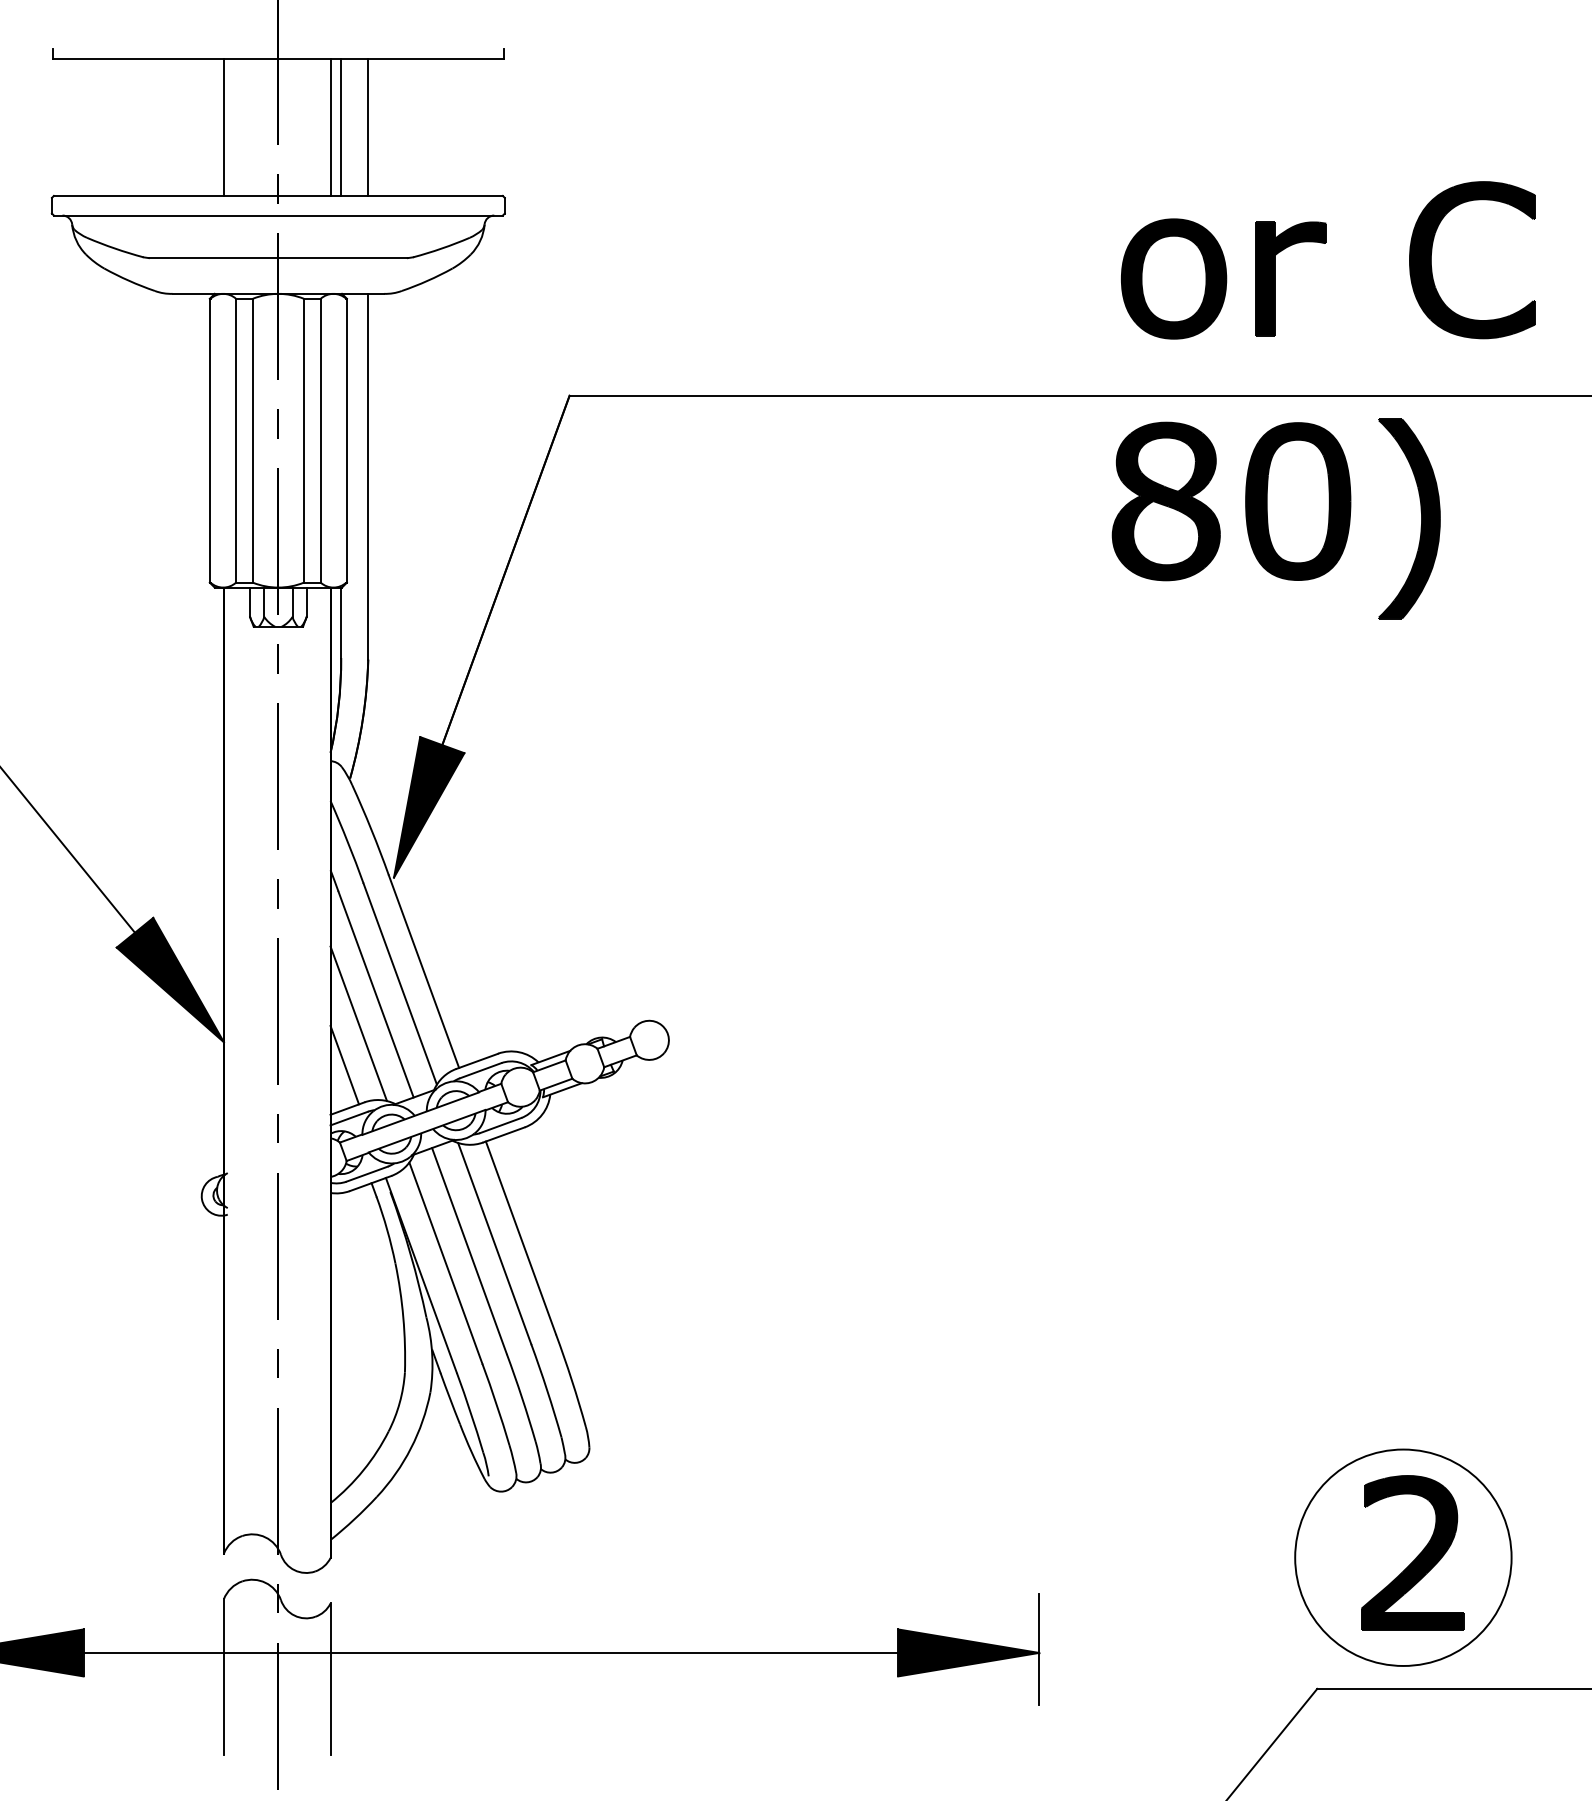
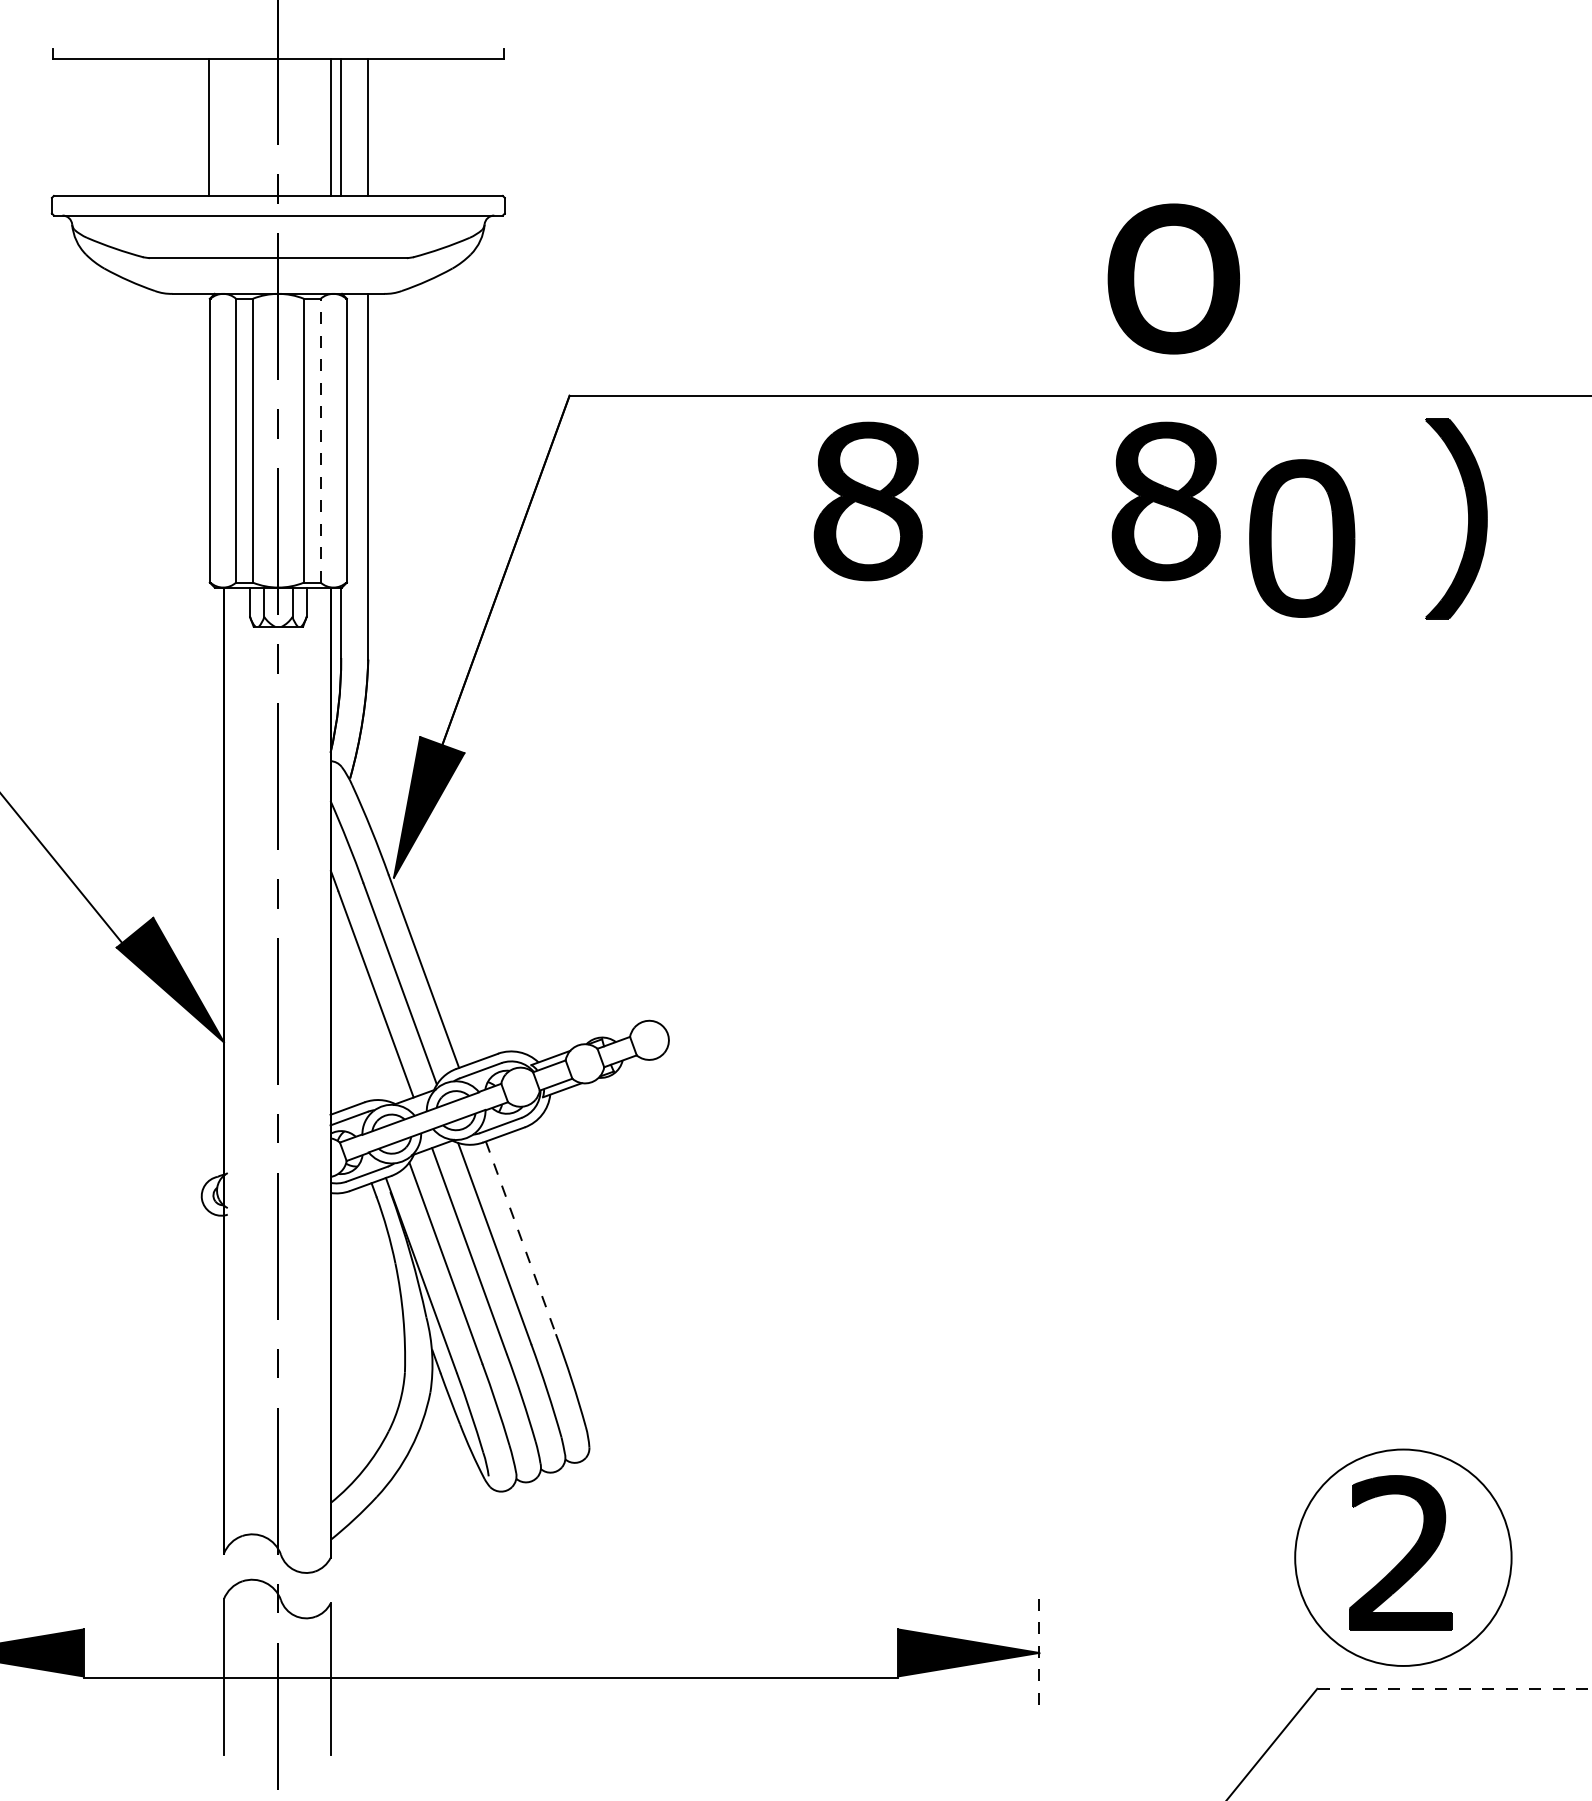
line position: (223, 126) -> (208, 126) (208, 126)
part: present -> none (1432, 252)
part size: 107x122 px -> 134x152 px (1173, 278)
part: present -> none (1275, 278)
line: solid -> dashed (320, 440)
part: none -> present (867, 501)
part position: (1298, 501) -> (1302, 538) (1302, 538)
part position: (1421, 518) -> (1468, 518) (1468, 518)
line position: (68, 850) -> (61, 868) (61, 868)
line: present -> none (358, 1023)
line: present -> none (344, 1065)
line: solid -> dashed (520, 1237)
part position: (1412, 1552) -> (1400, 1552) (1400, 1552)
line: solid -> dashed (1039, 1648)
line position: (490, 1652) -> (490, 1677) (490, 1677)
line: solid -> dashed (1454, 1688)
